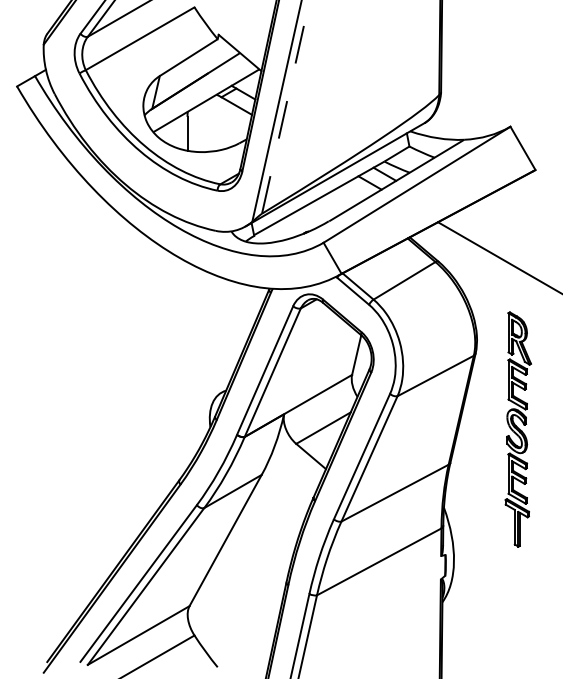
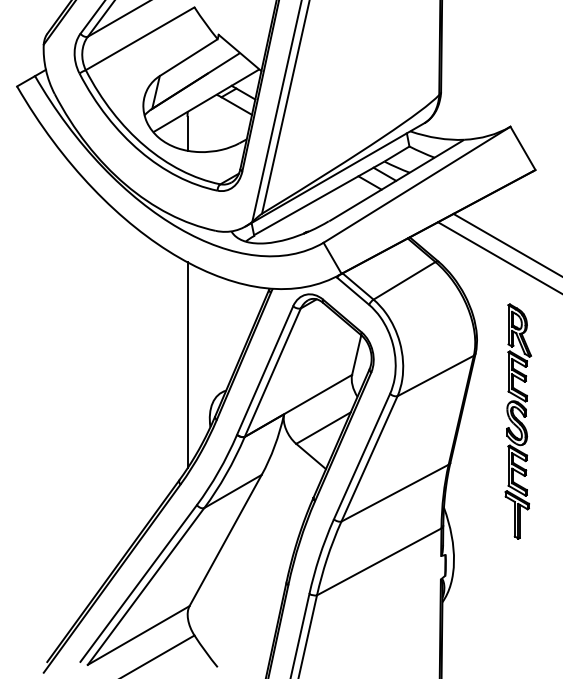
line: dashed -> solid (285, 106)
line: none -> present (506, 244)
line: none -> present (187, 365)
part position: (517, 429) -> (517, 421) (517, 421)
